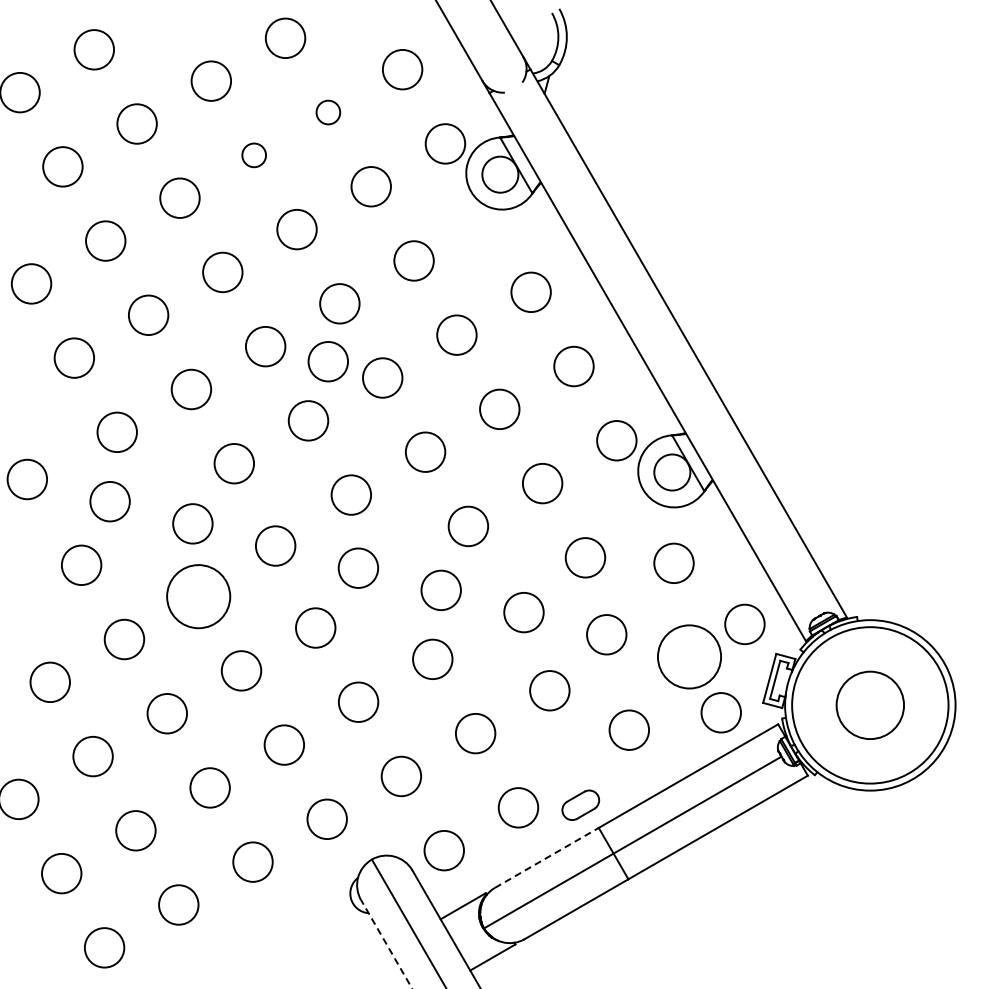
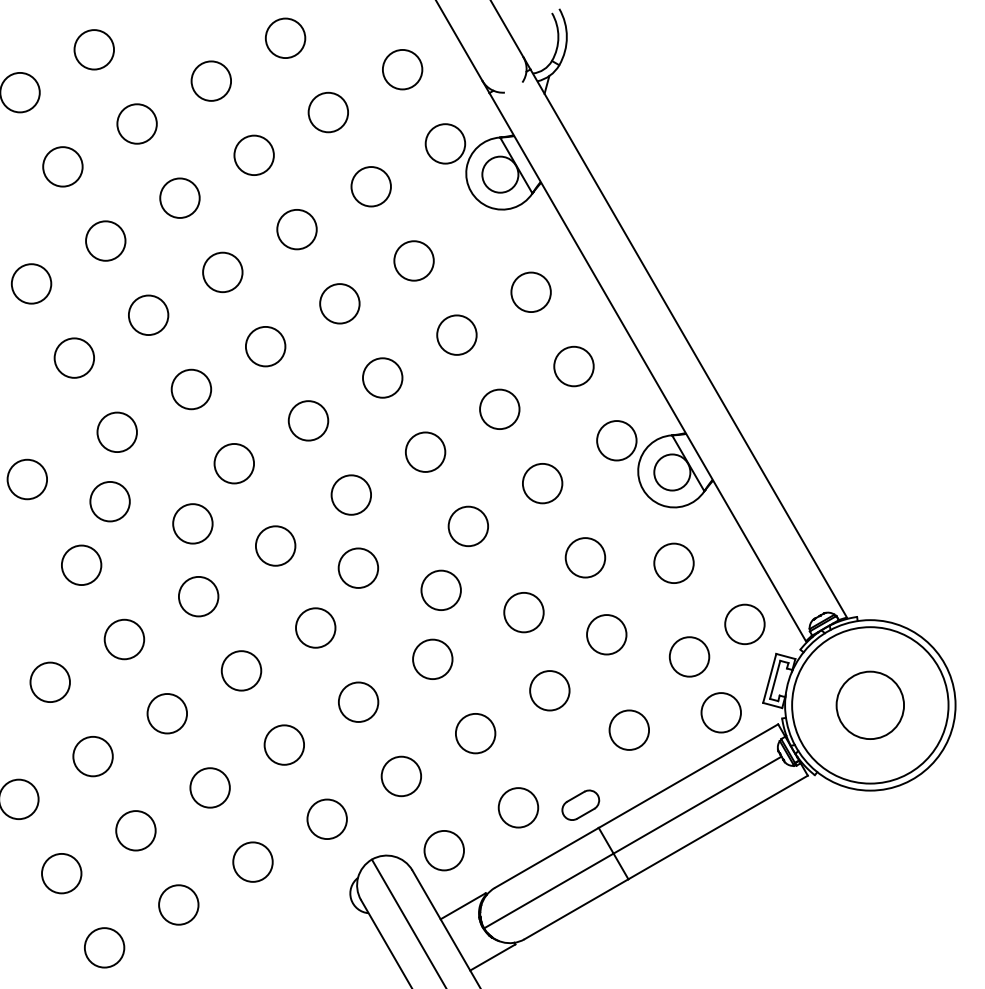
circle diameter: 24 px -> 39 px (328, 112)
circle diameter: 24 px -> 39 px (253, 155)
circle: present -> none (327, 361)
circle diameter: 63 px -> 39 px (198, 596)
circle diameter: 63 px -> 39 px (689, 656)
line: dashed -> solid (546, 857)
line: dashed -> solid (386, 944)
